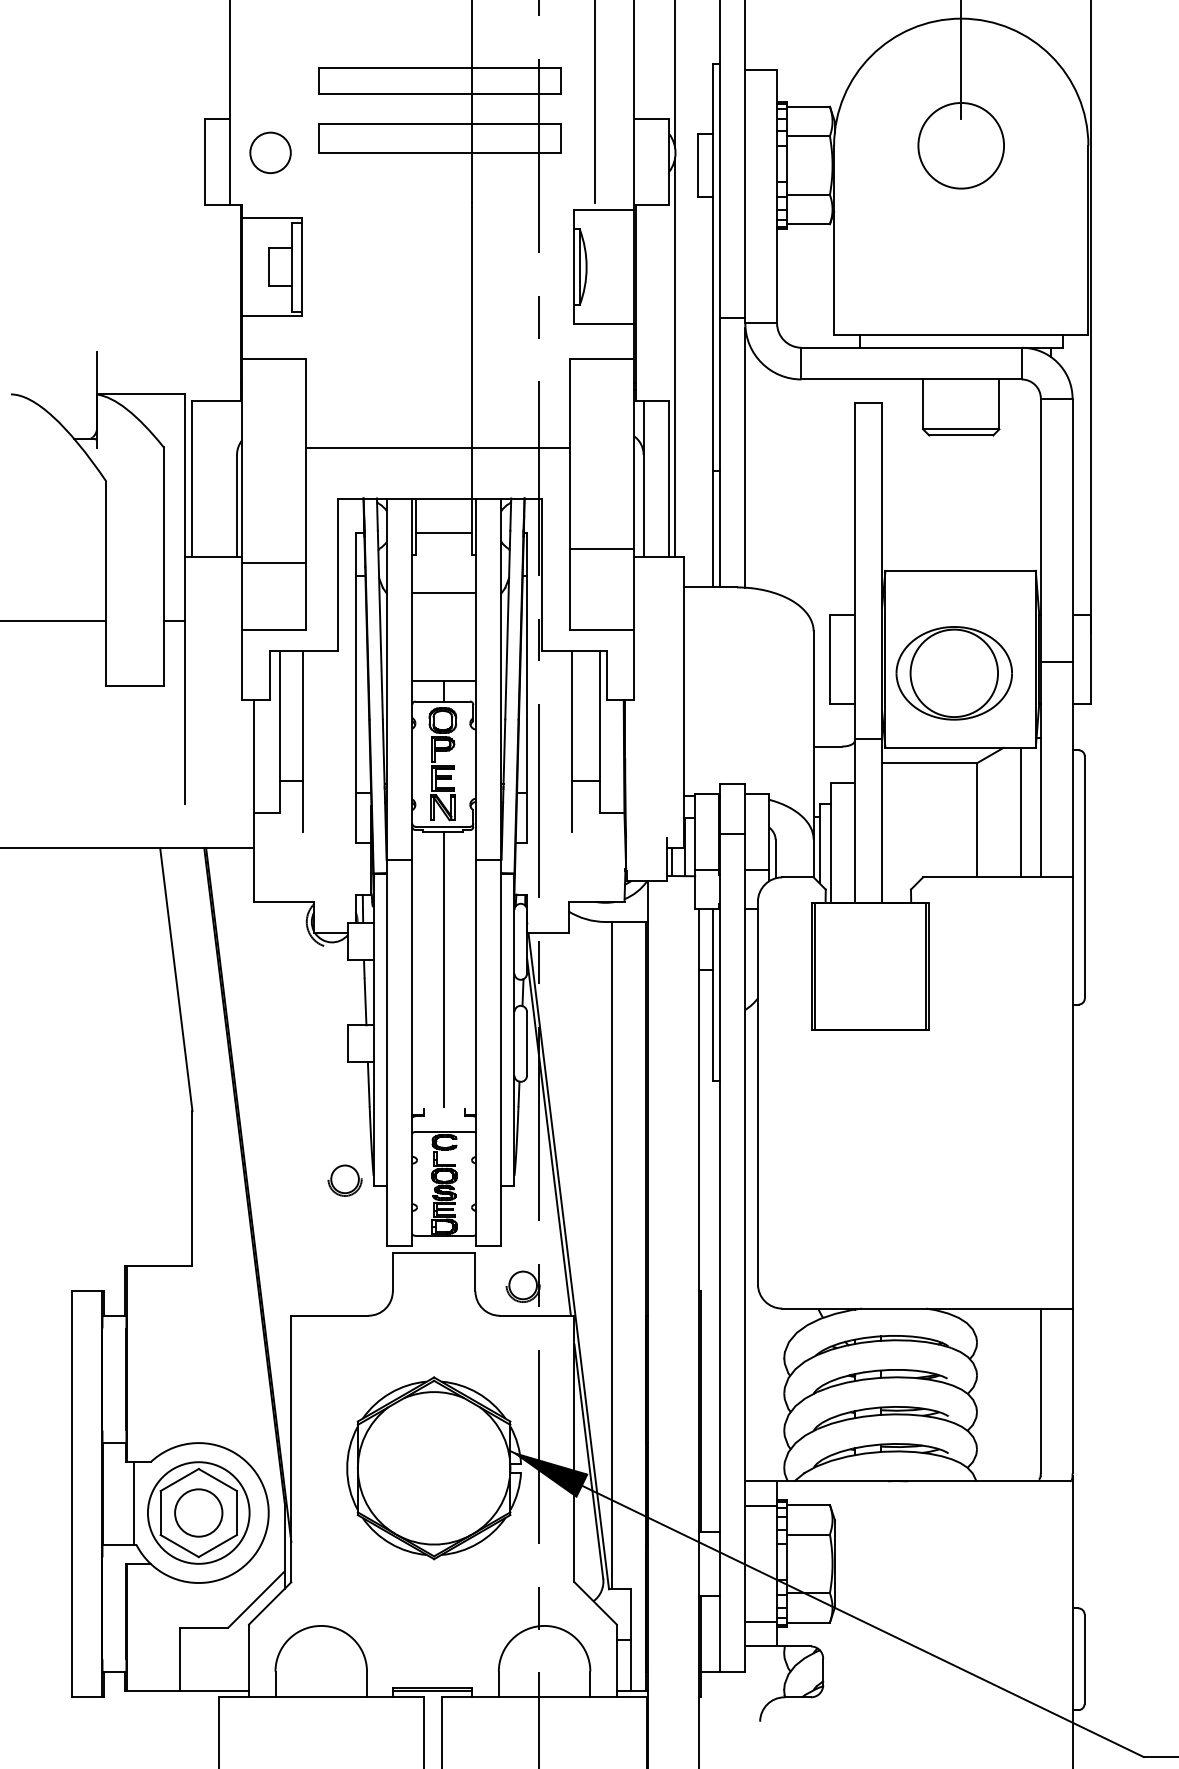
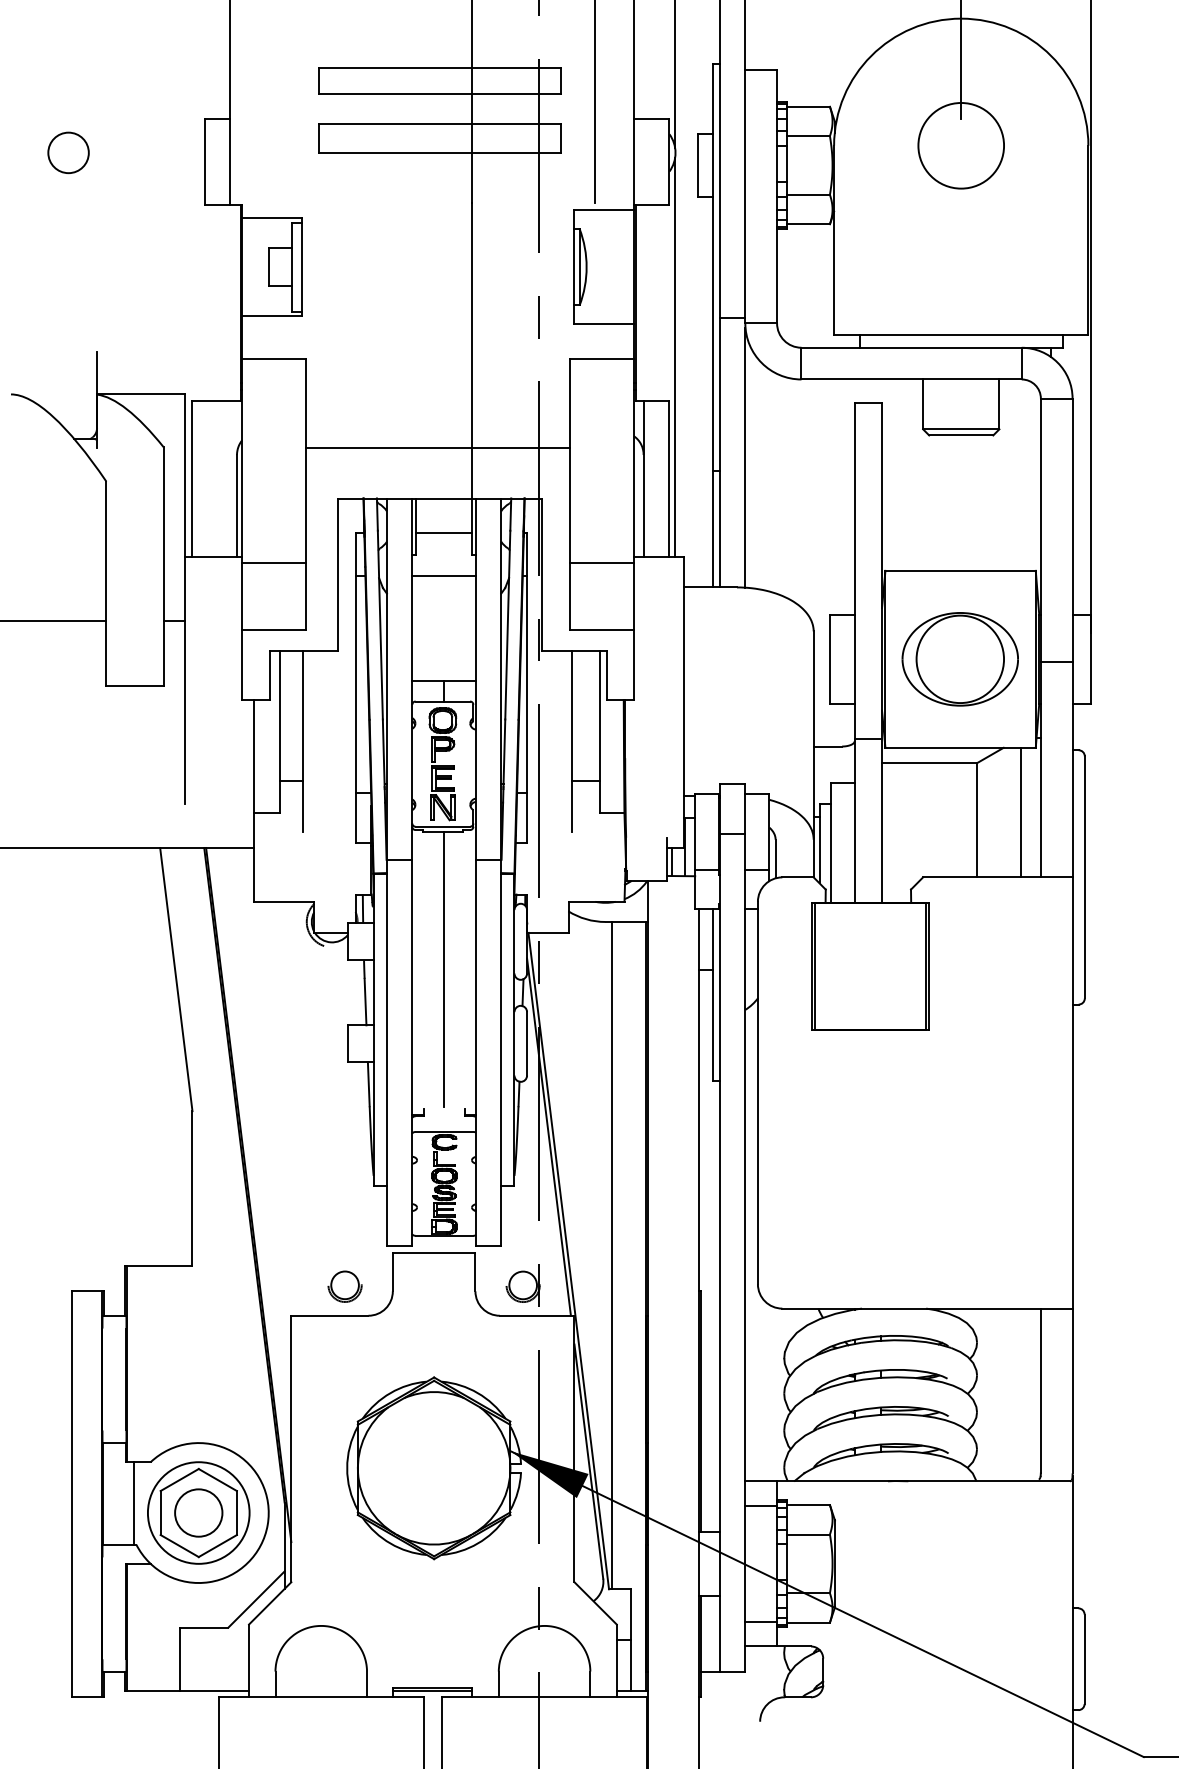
circle position: (270, 152) -> (68, 152) (68, 152)
line position: (601, 549) -> (601, 563) (601, 563)
line position: (443, 592) -> (443, 575) (443, 575)
part position: (953, 673) -> (959, 659) (959, 659)
part position: (344, 1180) -> (344, 1286) (344, 1286)
